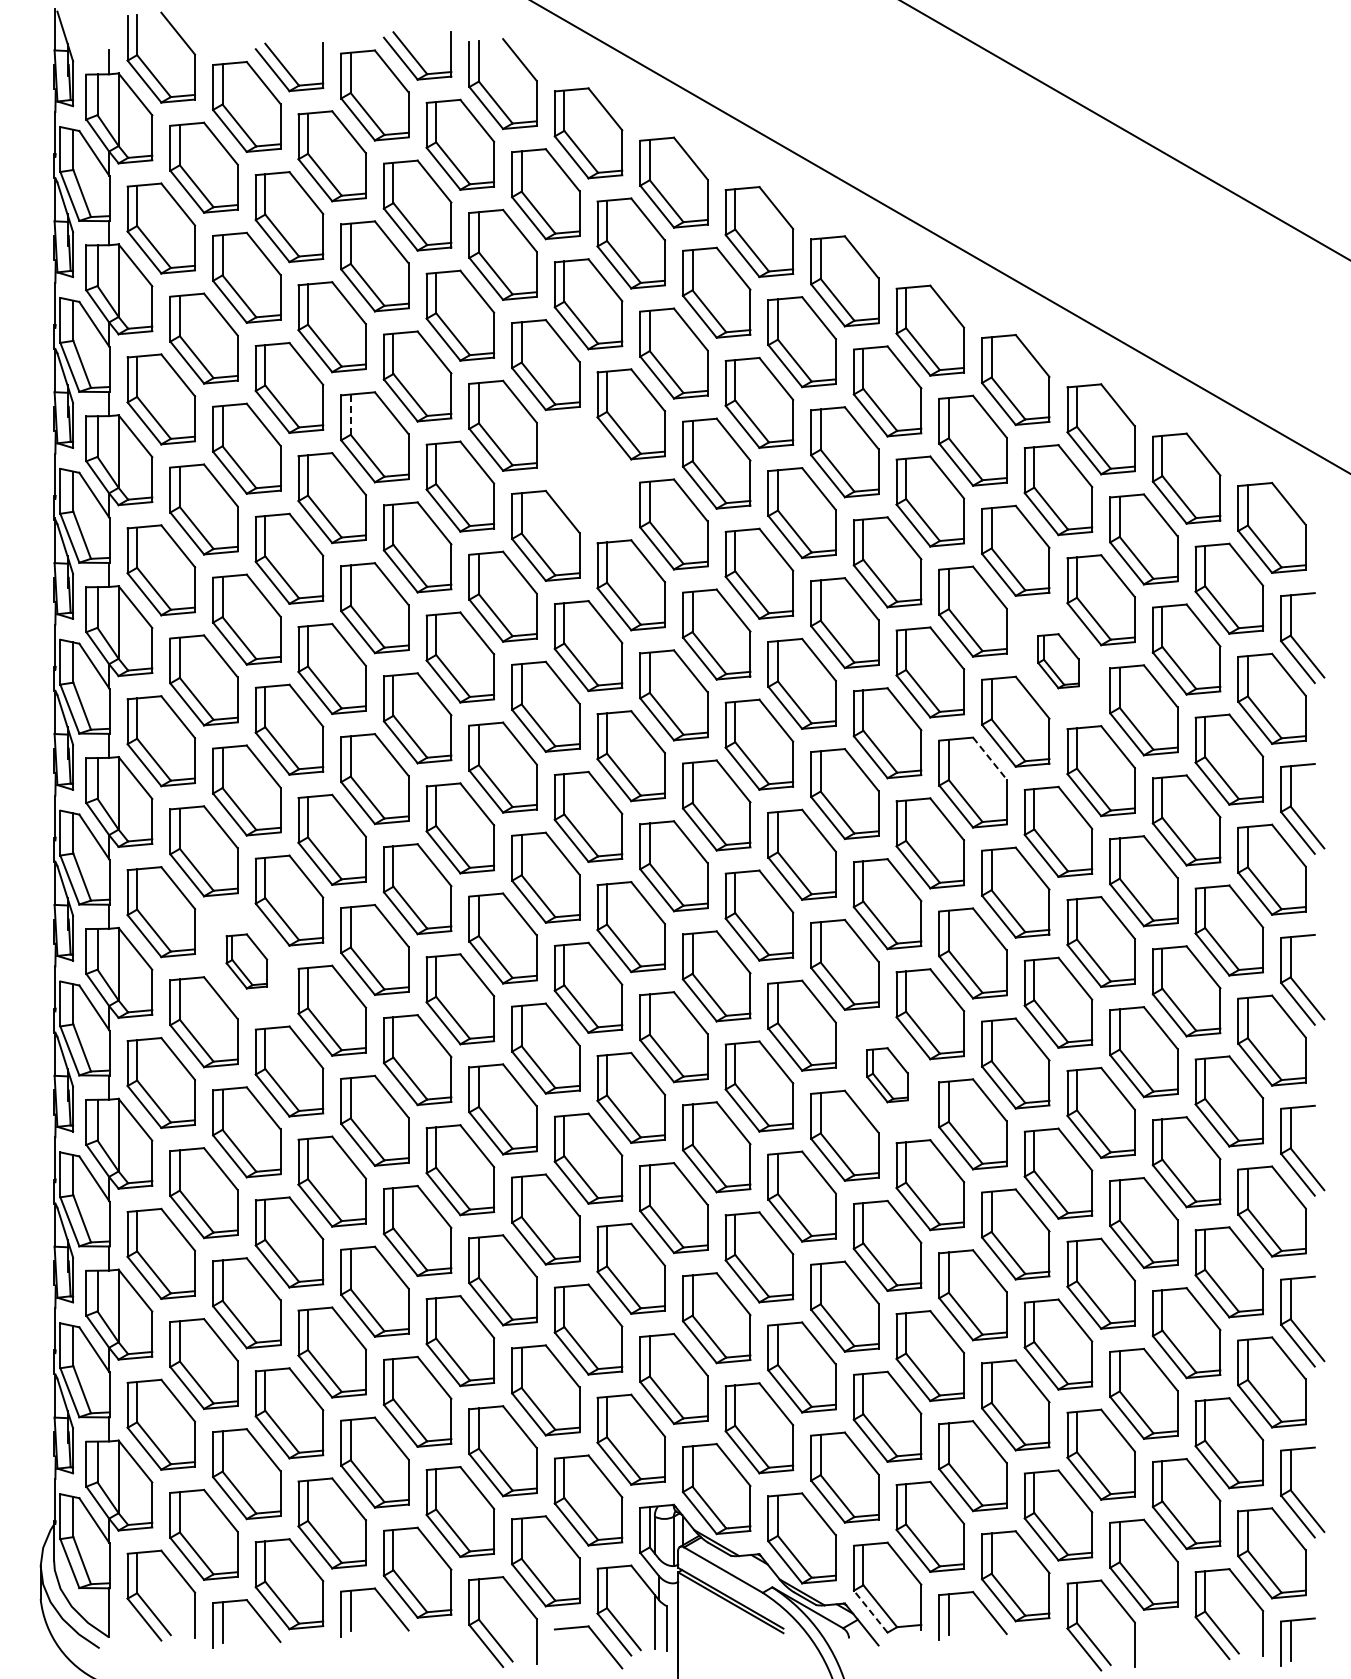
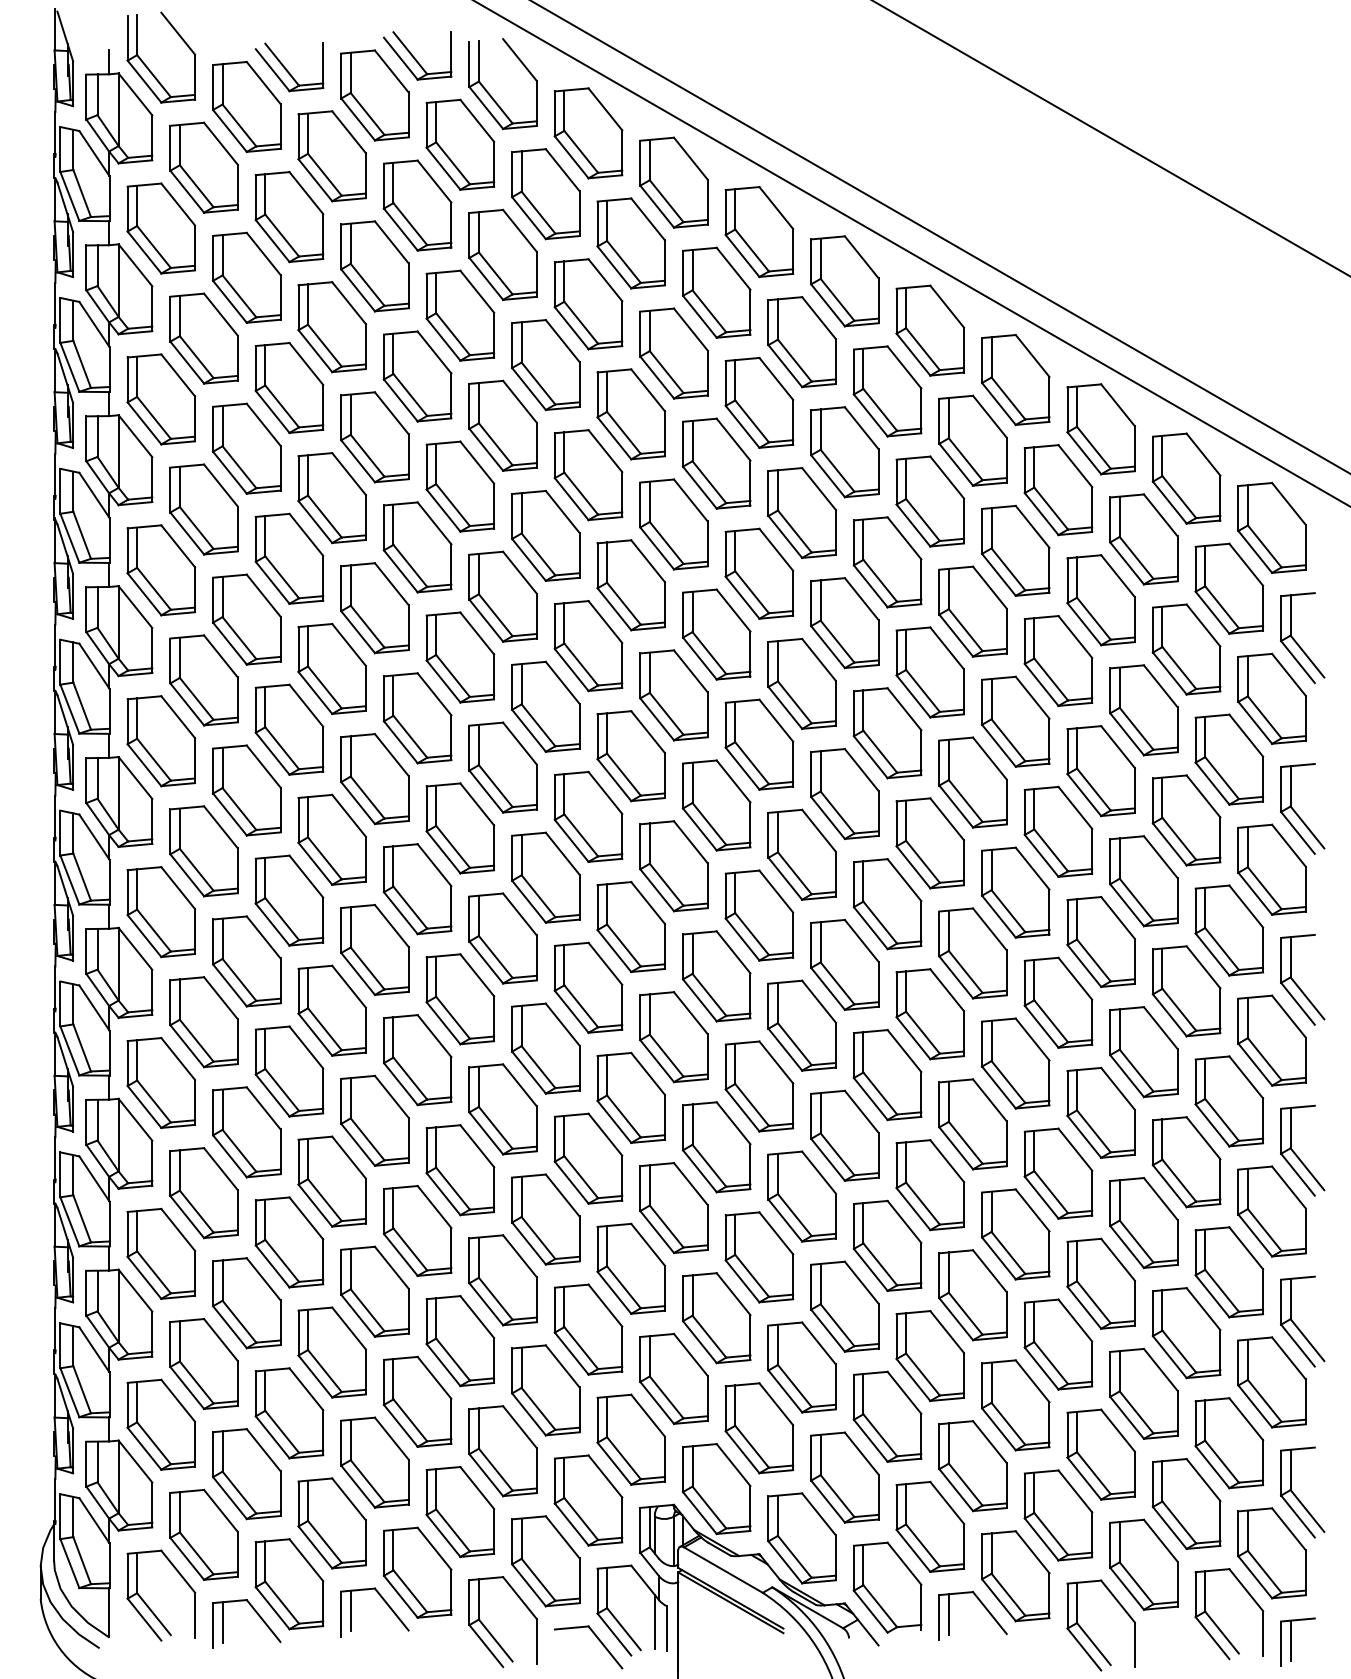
line position: (1124, 130) -> (1110, 138) (1110, 138)
line: none -> present (911, 253)
line: dashed -> solid (350, 415)
part: none -> present (588, 475)
part size: 43x57 px -> 71x93 px (1058, 661)
line: dashed -> solid (989, 758)
part size: 44x57 px -> 70x93 px (246, 961)
part size: 43x57 px -> 71x93 px (887, 1075)
line: dashed -> solid (870, 1611)
